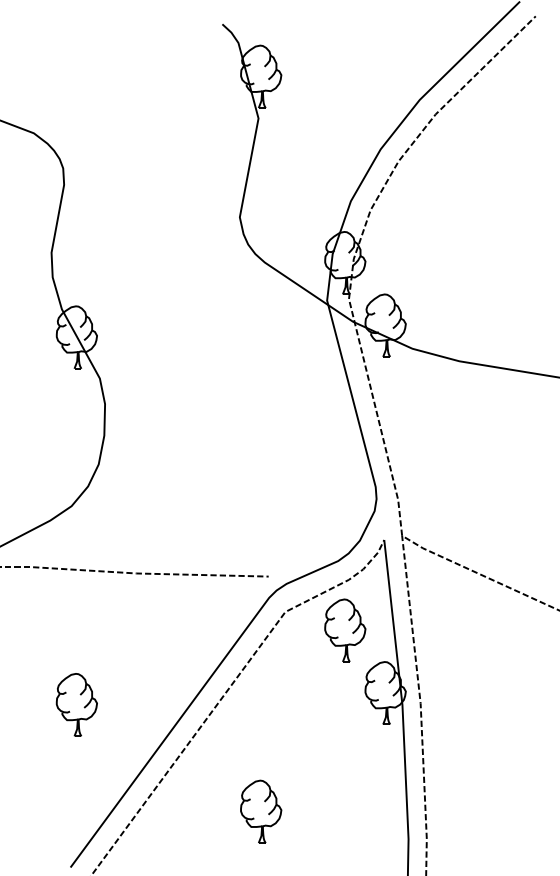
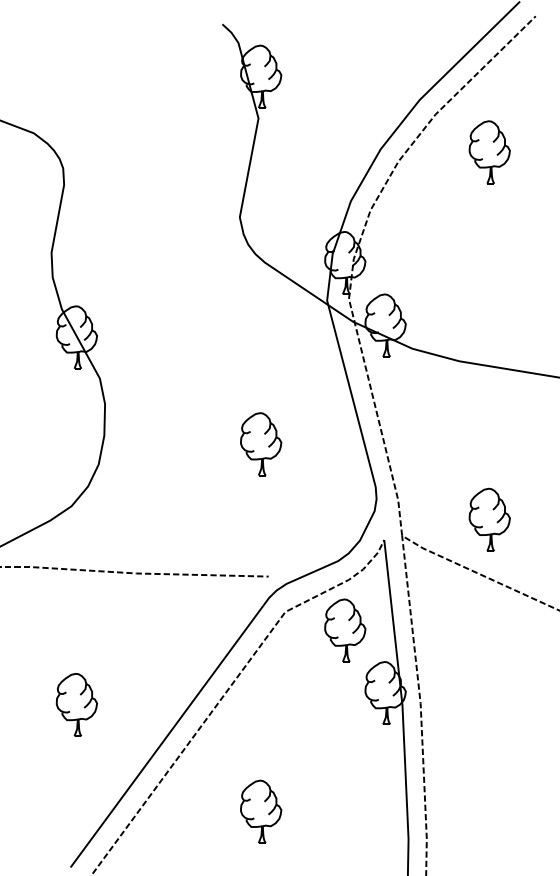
part: none -> present (489, 152)
part: none -> present (261, 444)
part: none -> present (489, 519)
